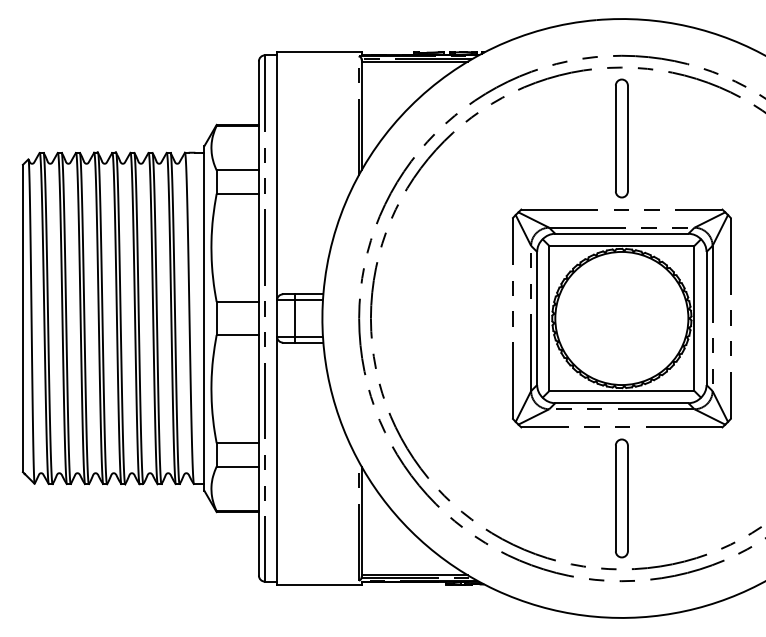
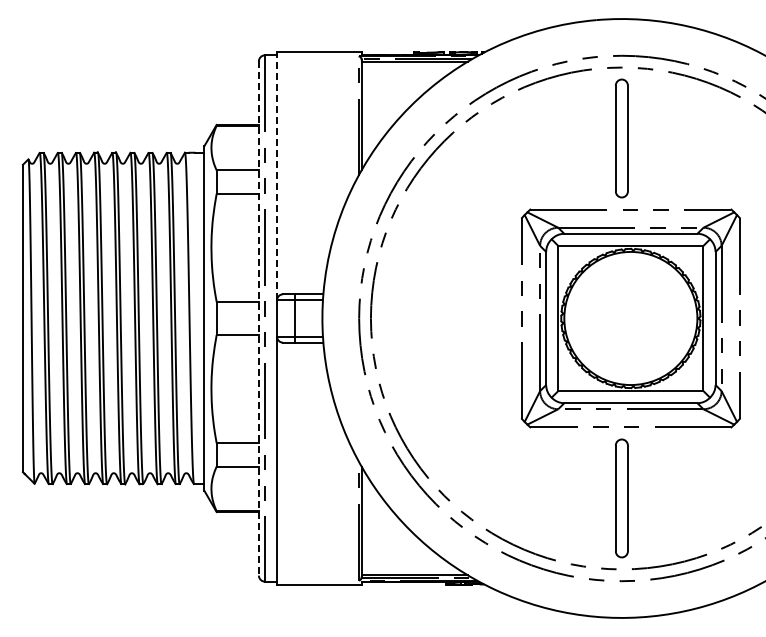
line: solid -> dashed (277, 175)
line: solid -> dashed (258, 318)
part position: (621, 318) -> (630, 318) (630, 318)
